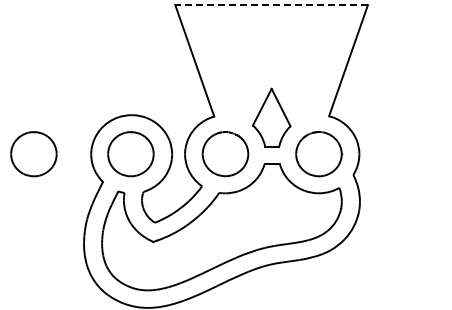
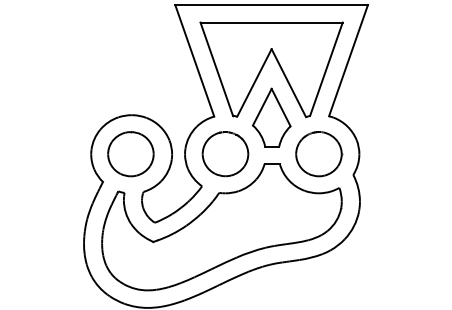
line: dashed -> solid (271, 5)
part: none -> present (264, 65)
part: present -> none (33, 154)
